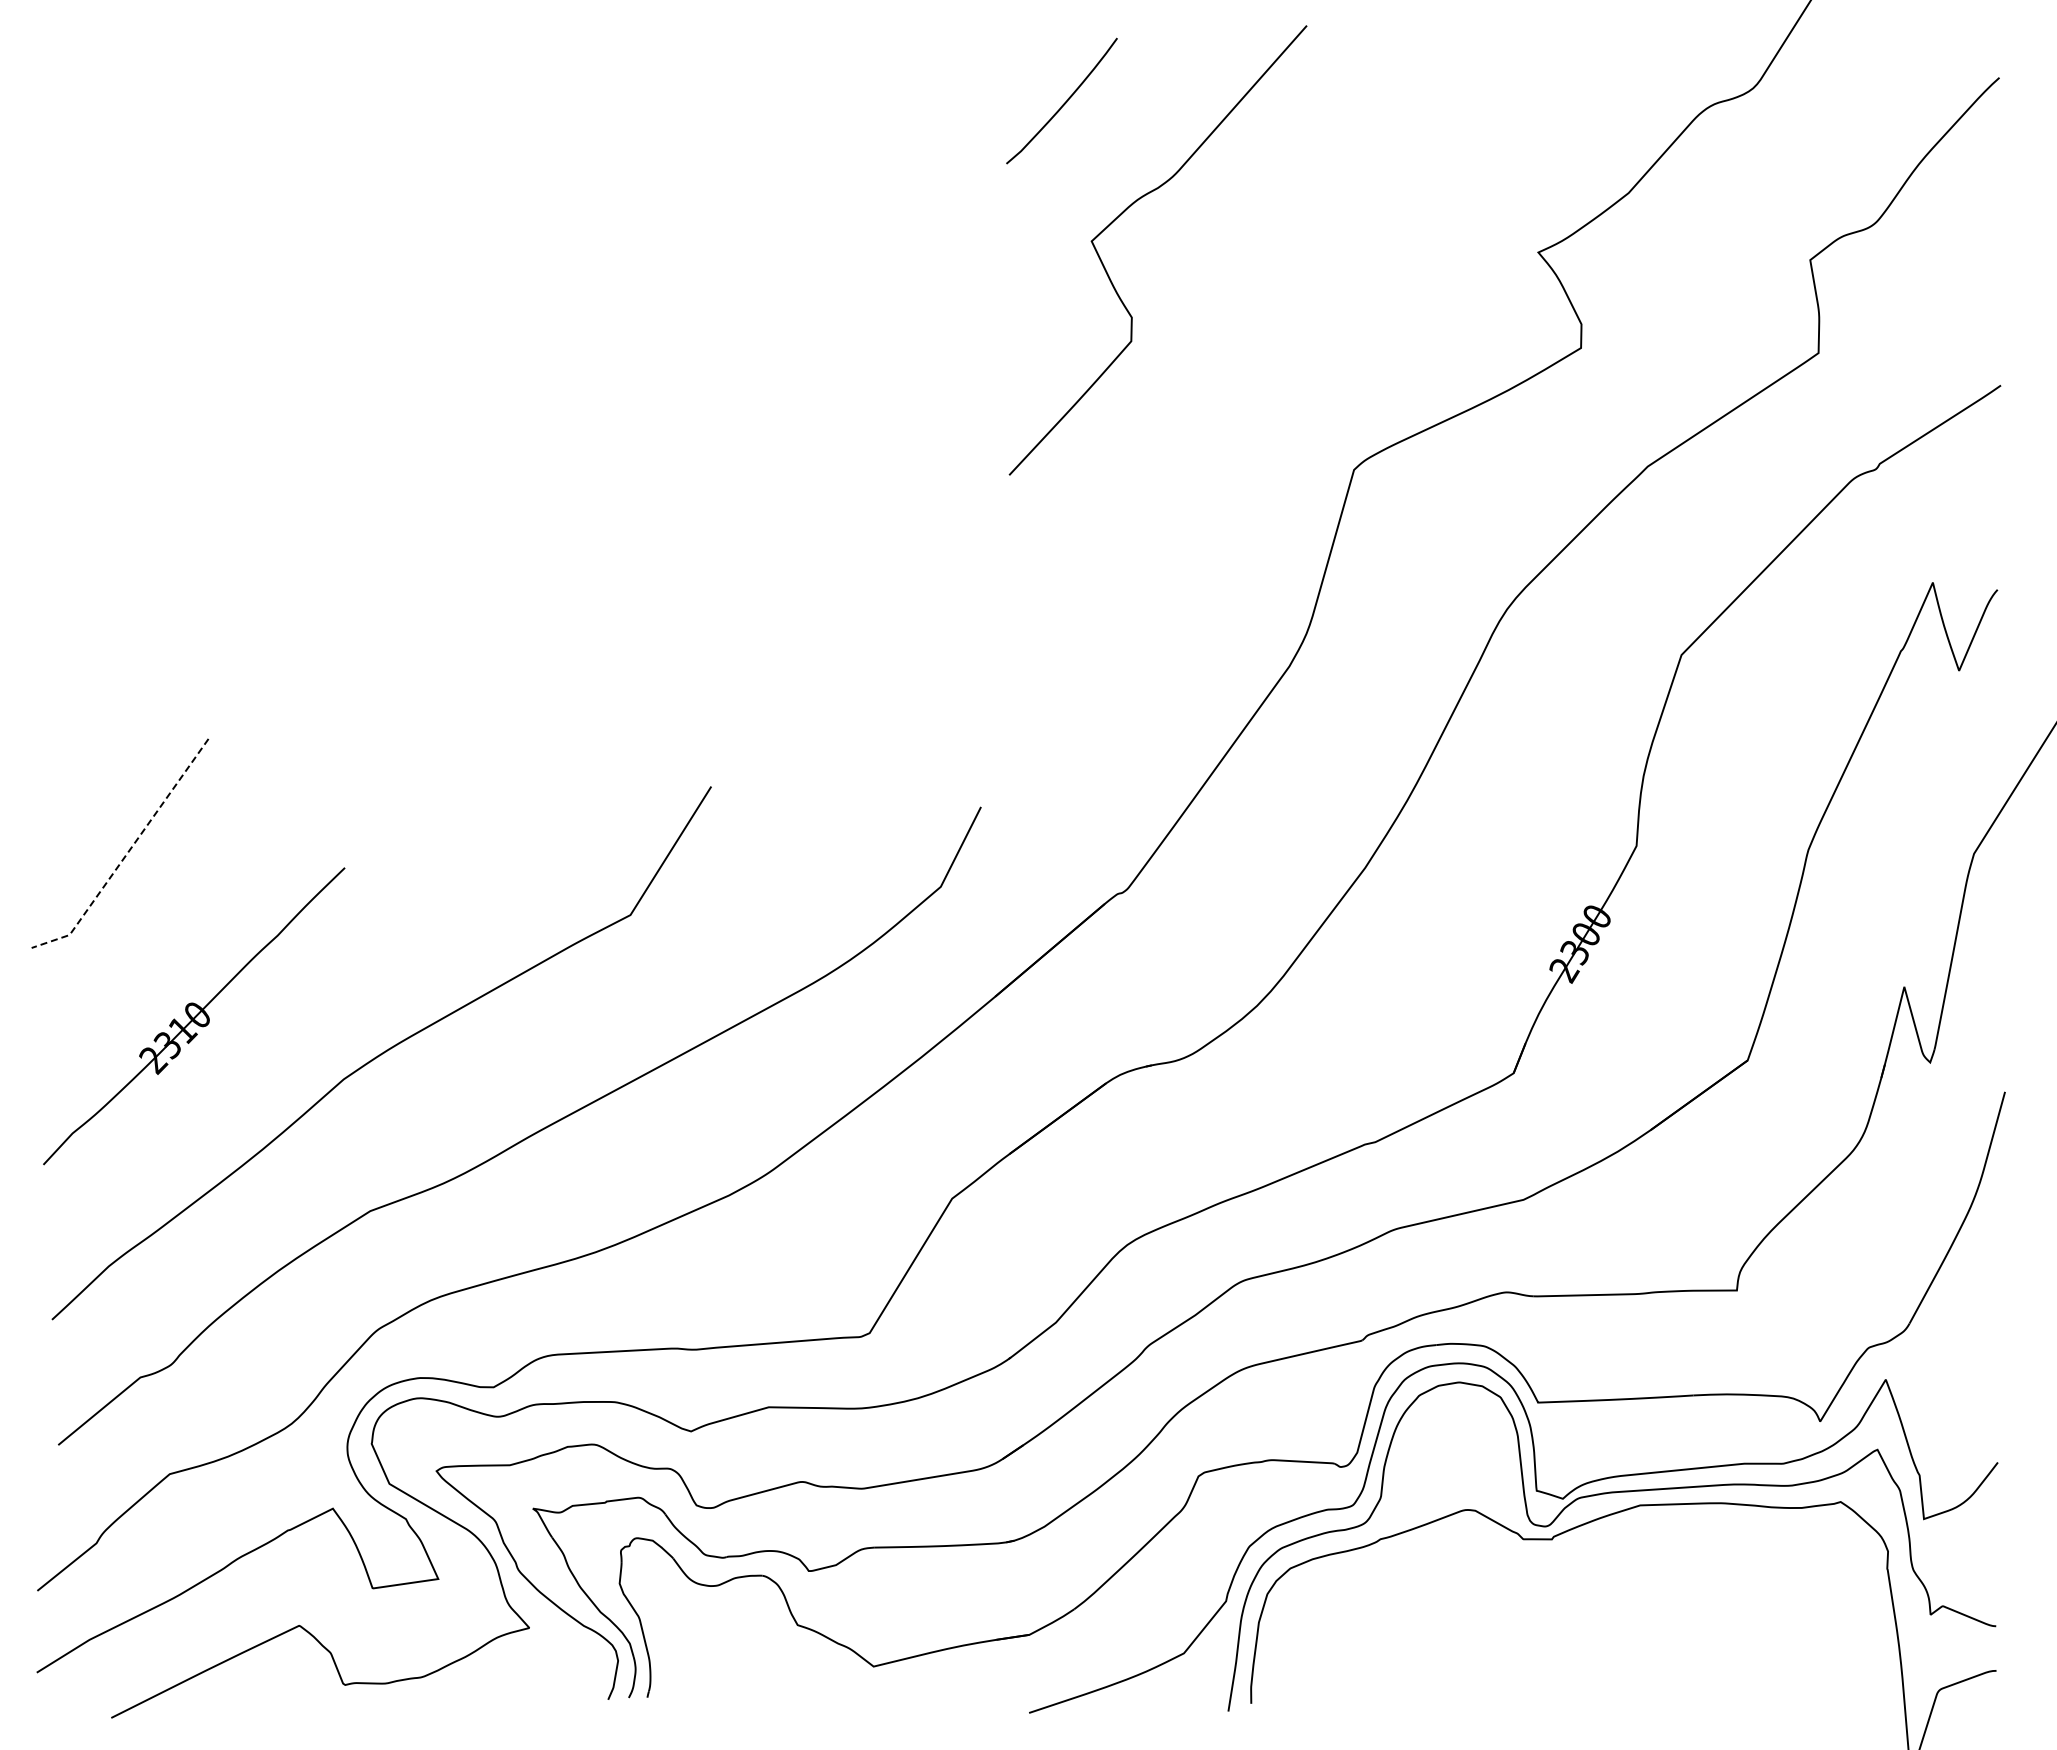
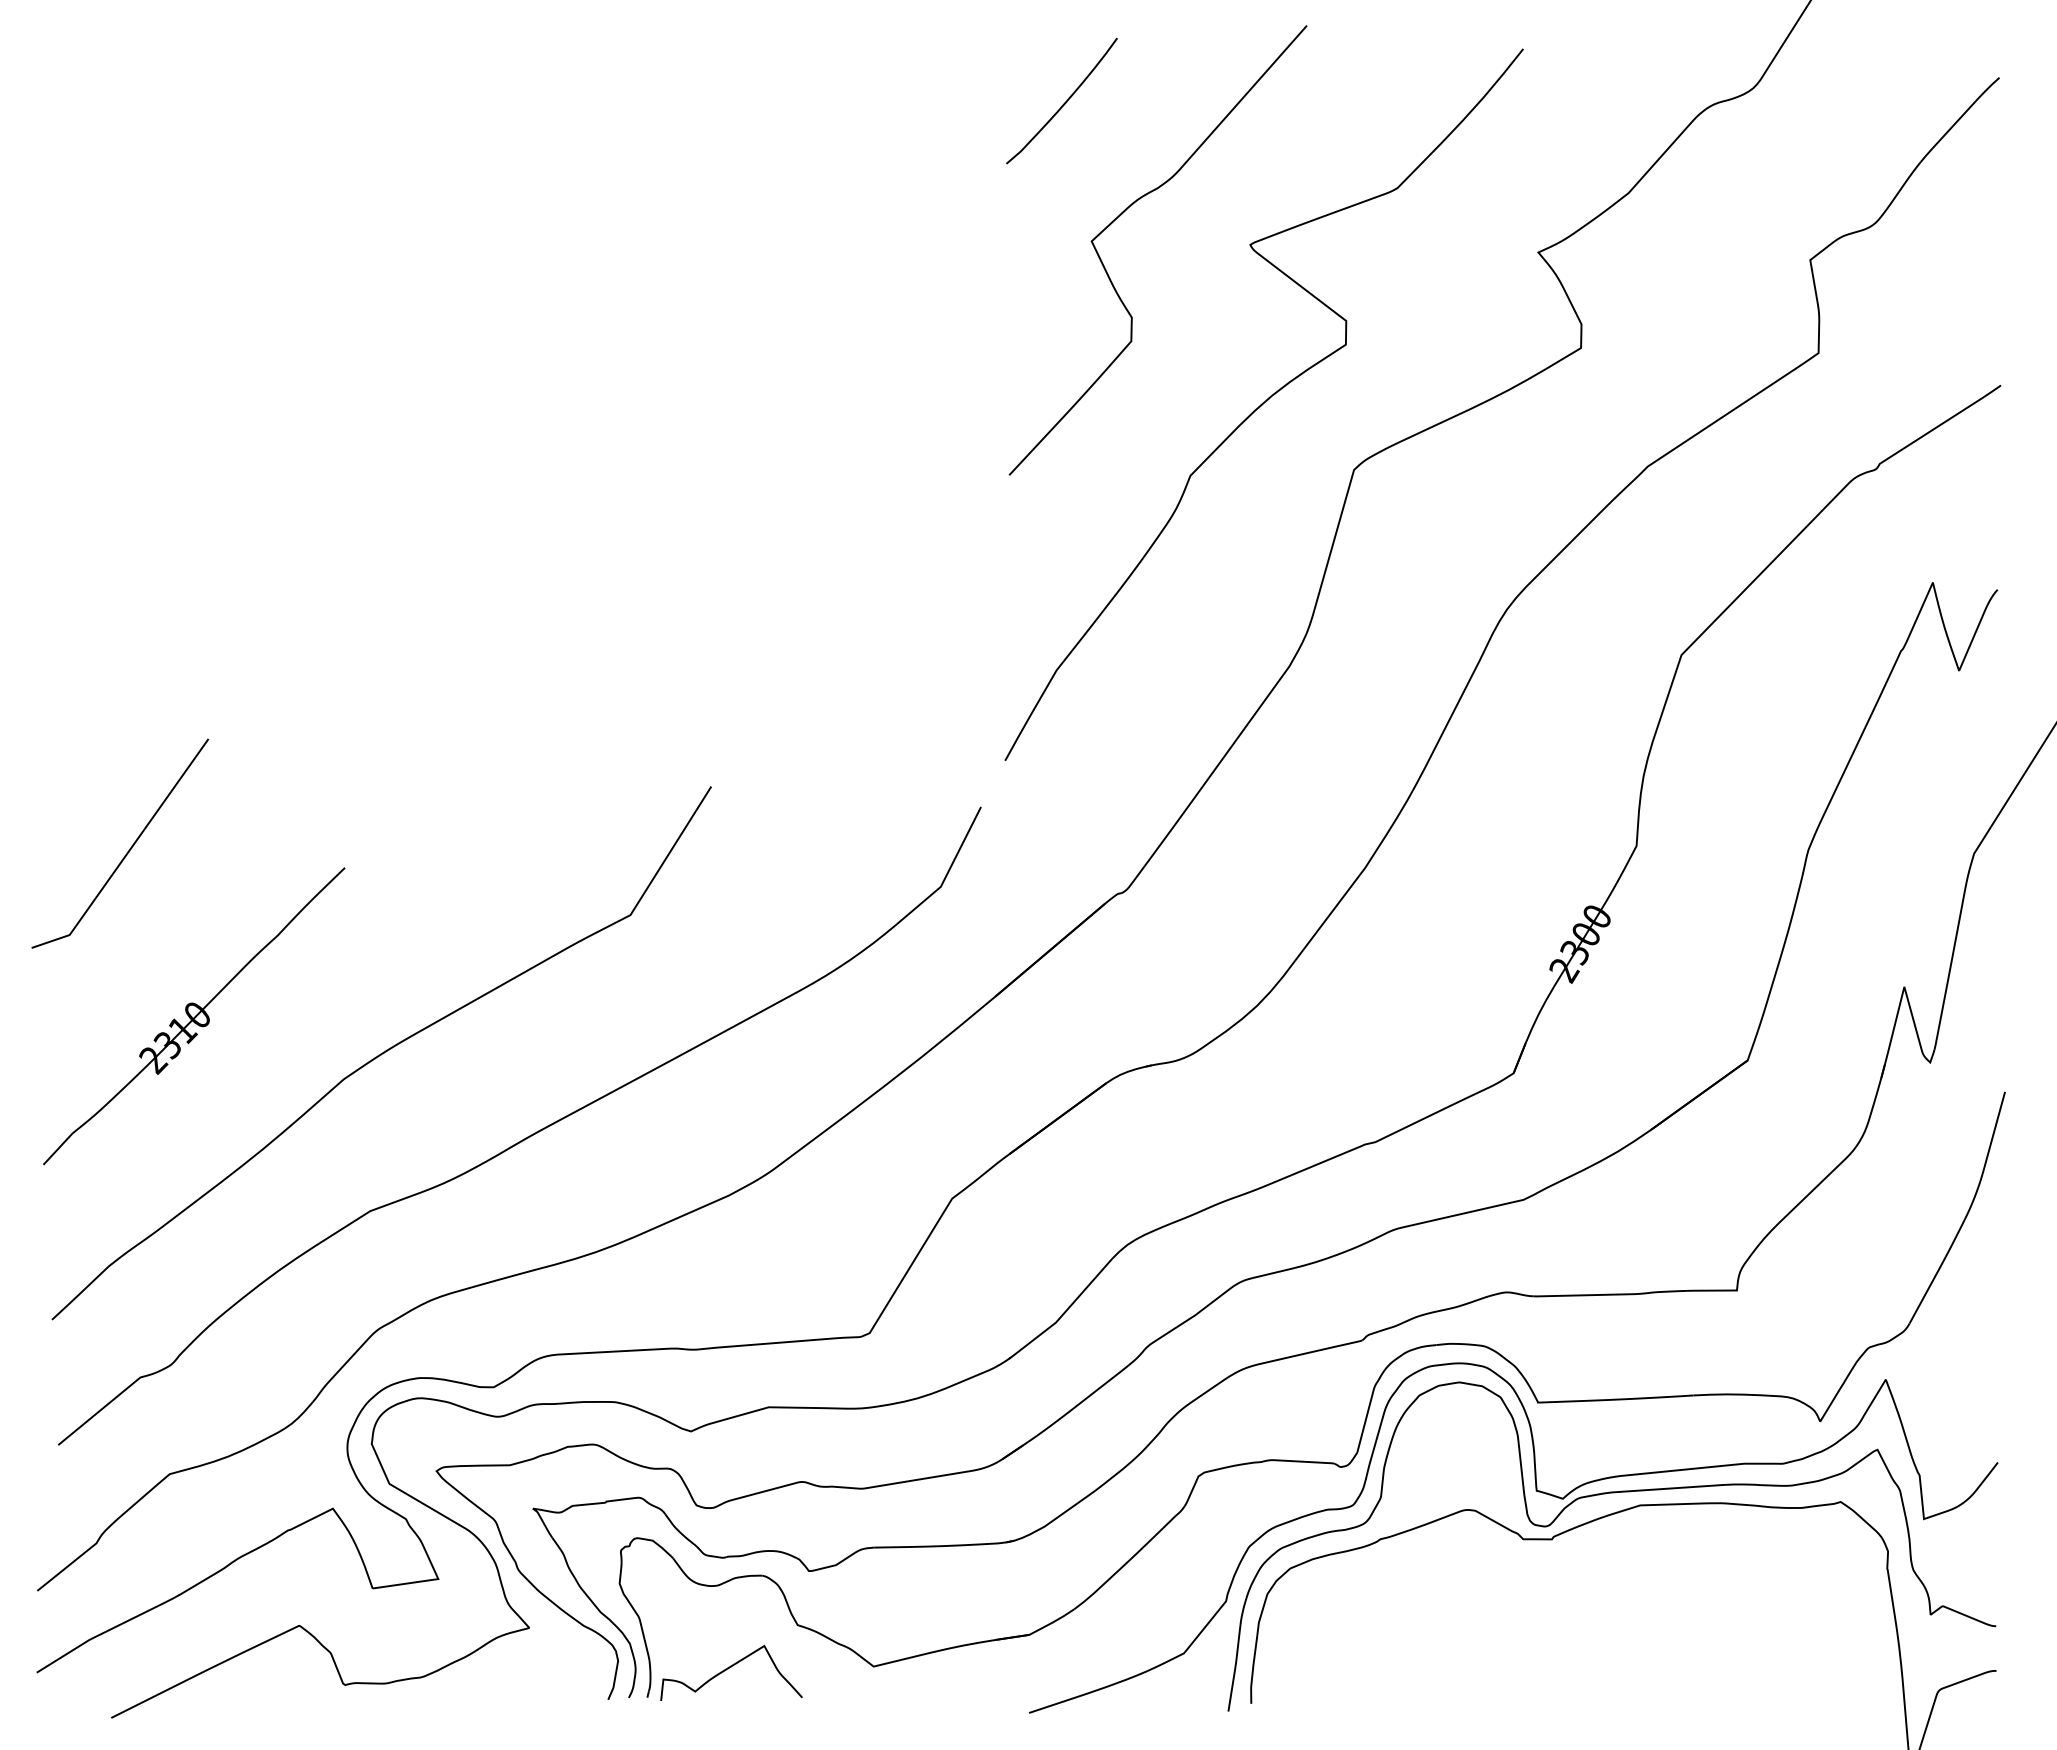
curve: none -> present (1263, 404)
line: dashed -> solid (126, 854)
curve: none -> present (728, 1669)
